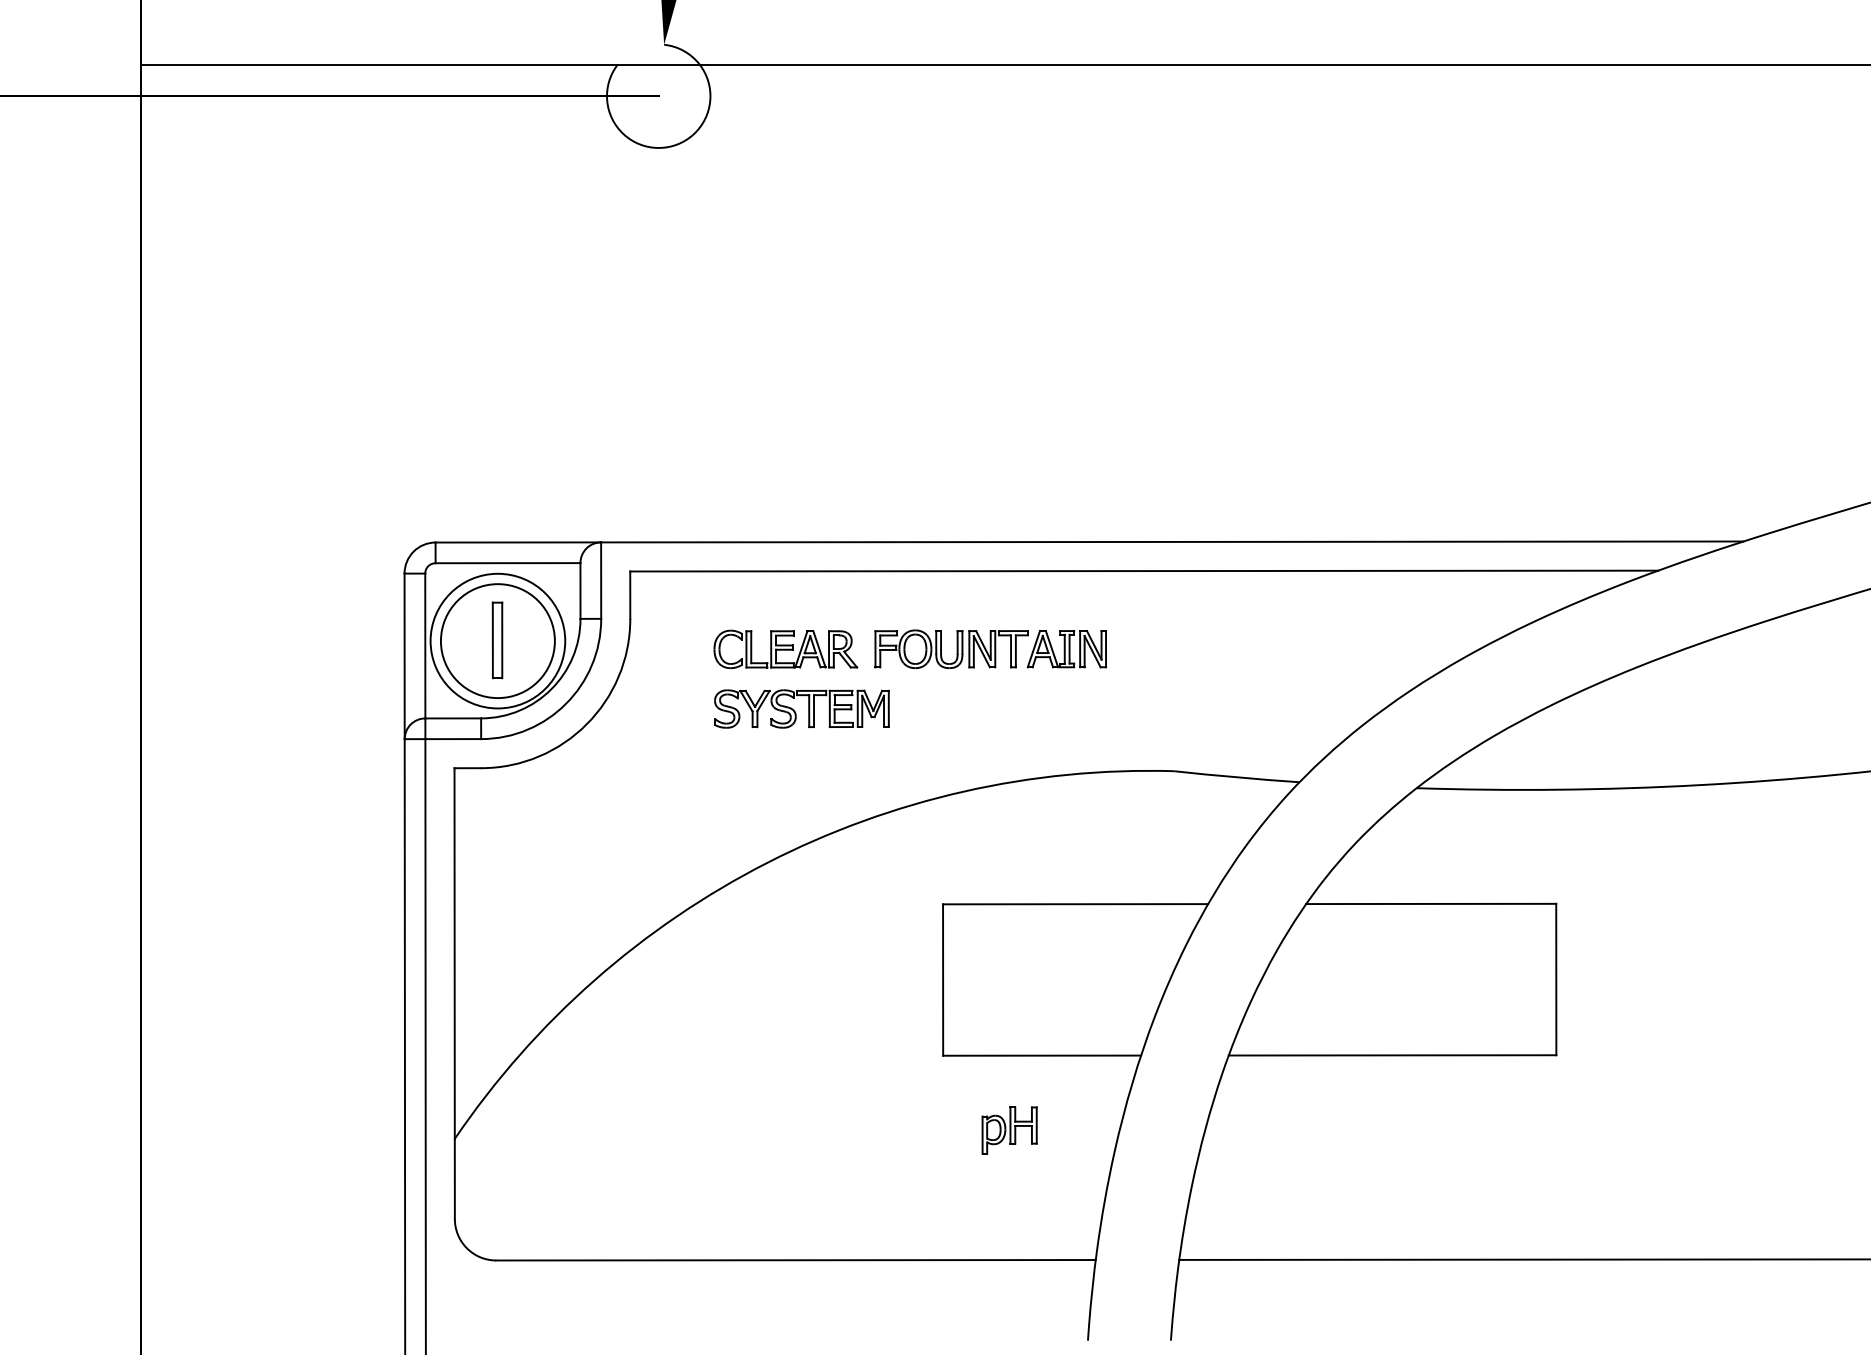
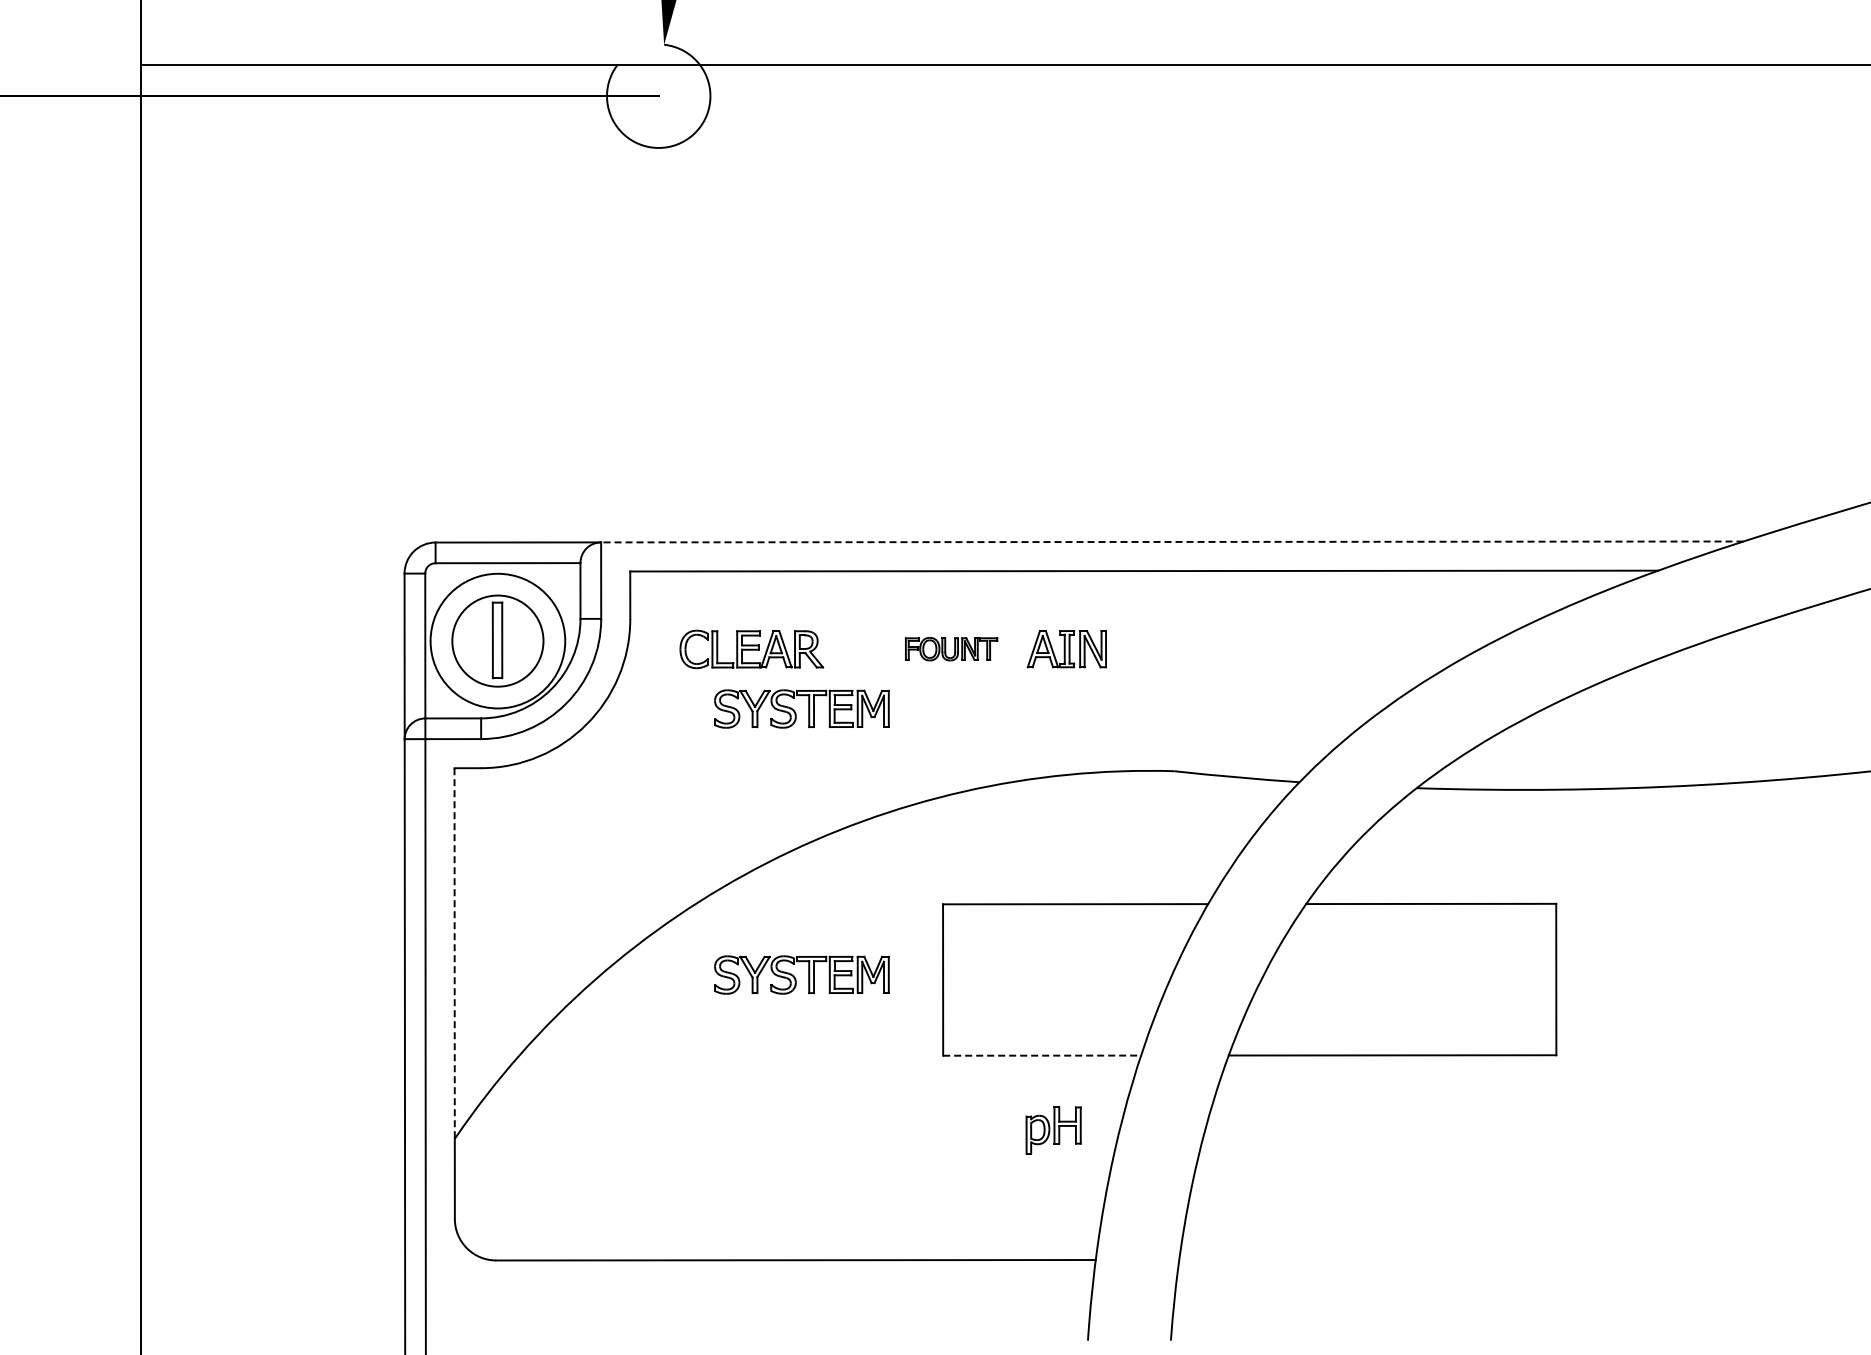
line: solid -> dashed (1171, 541)
circle diameter: 114 px -> 91 px (497, 640)
part size: 155x40 px -> 95x25 px (951, 649)
part position: (785, 649) -> (751, 649) (751, 649)
line: solid -> dashed (454, 954)
part: none -> present (795, 977)
line: solid -> dashed (1042, 1055)
part position: (1009, 1130) -> (1053, 1130) (1053, 1130)
line: present -> none (1523, 1259)
